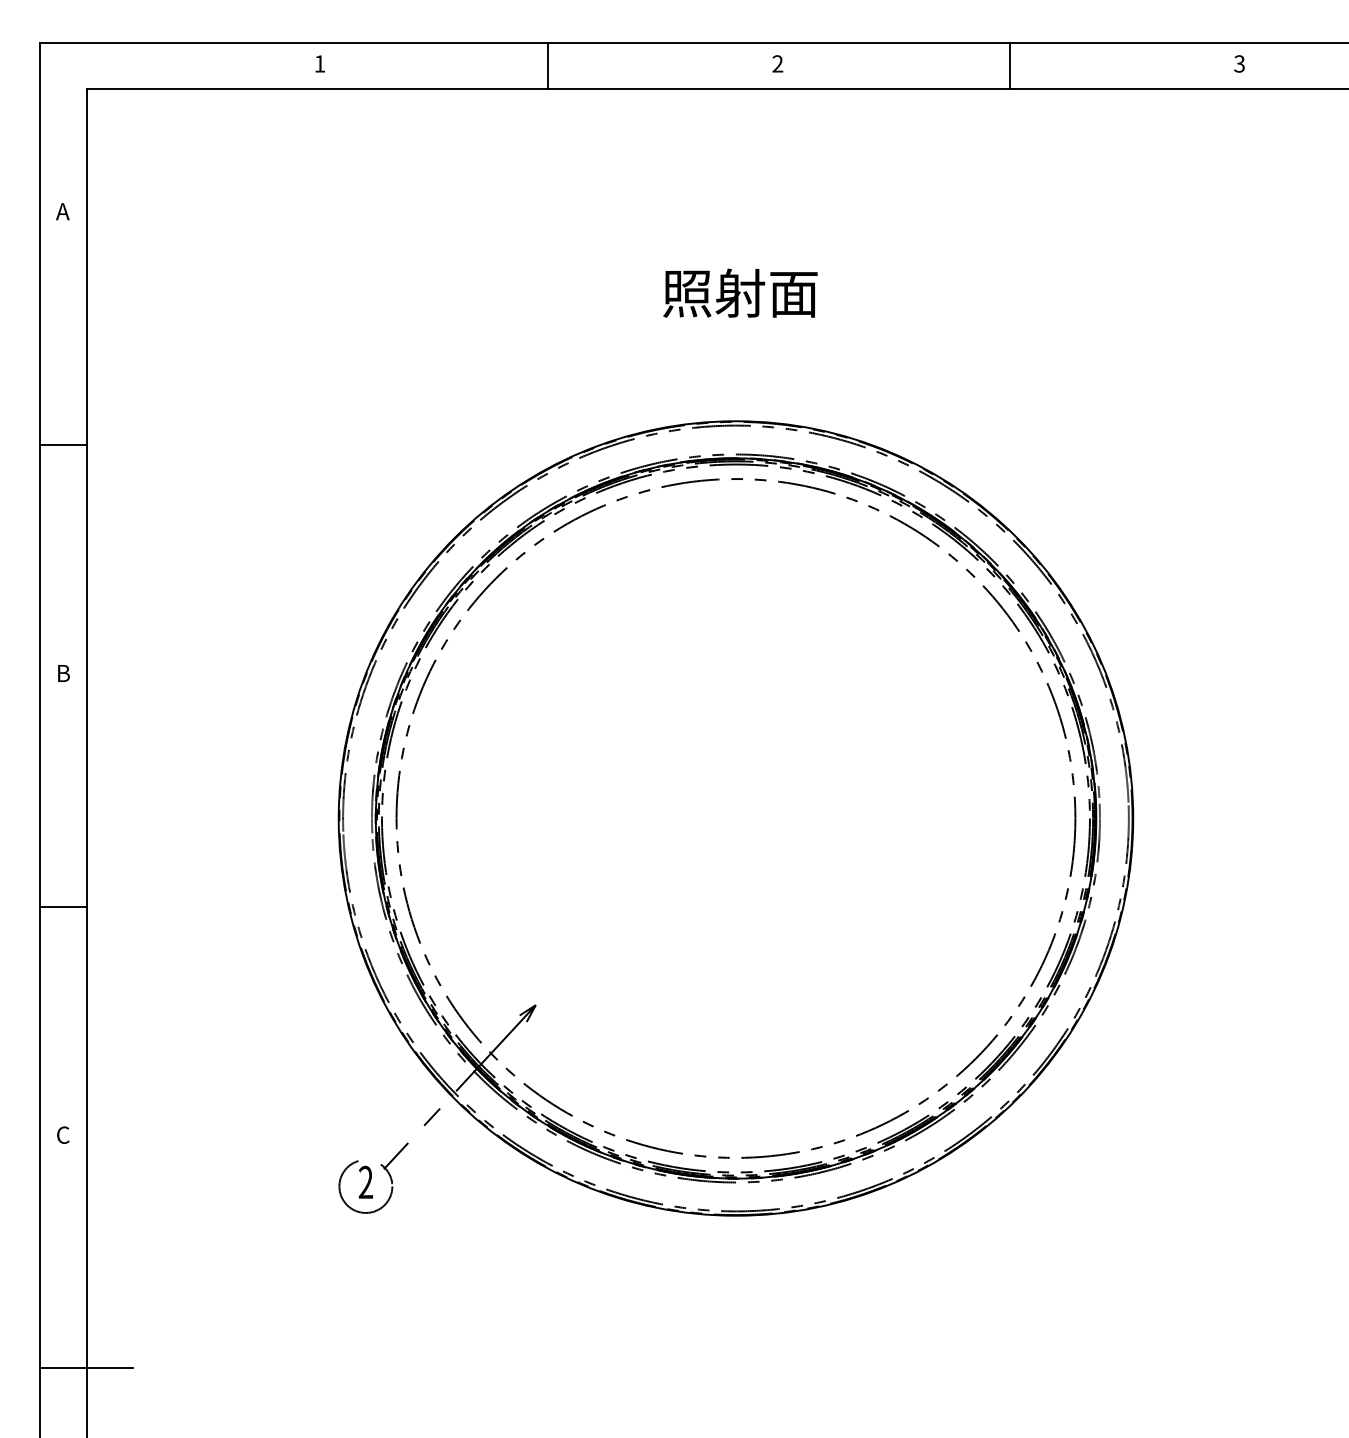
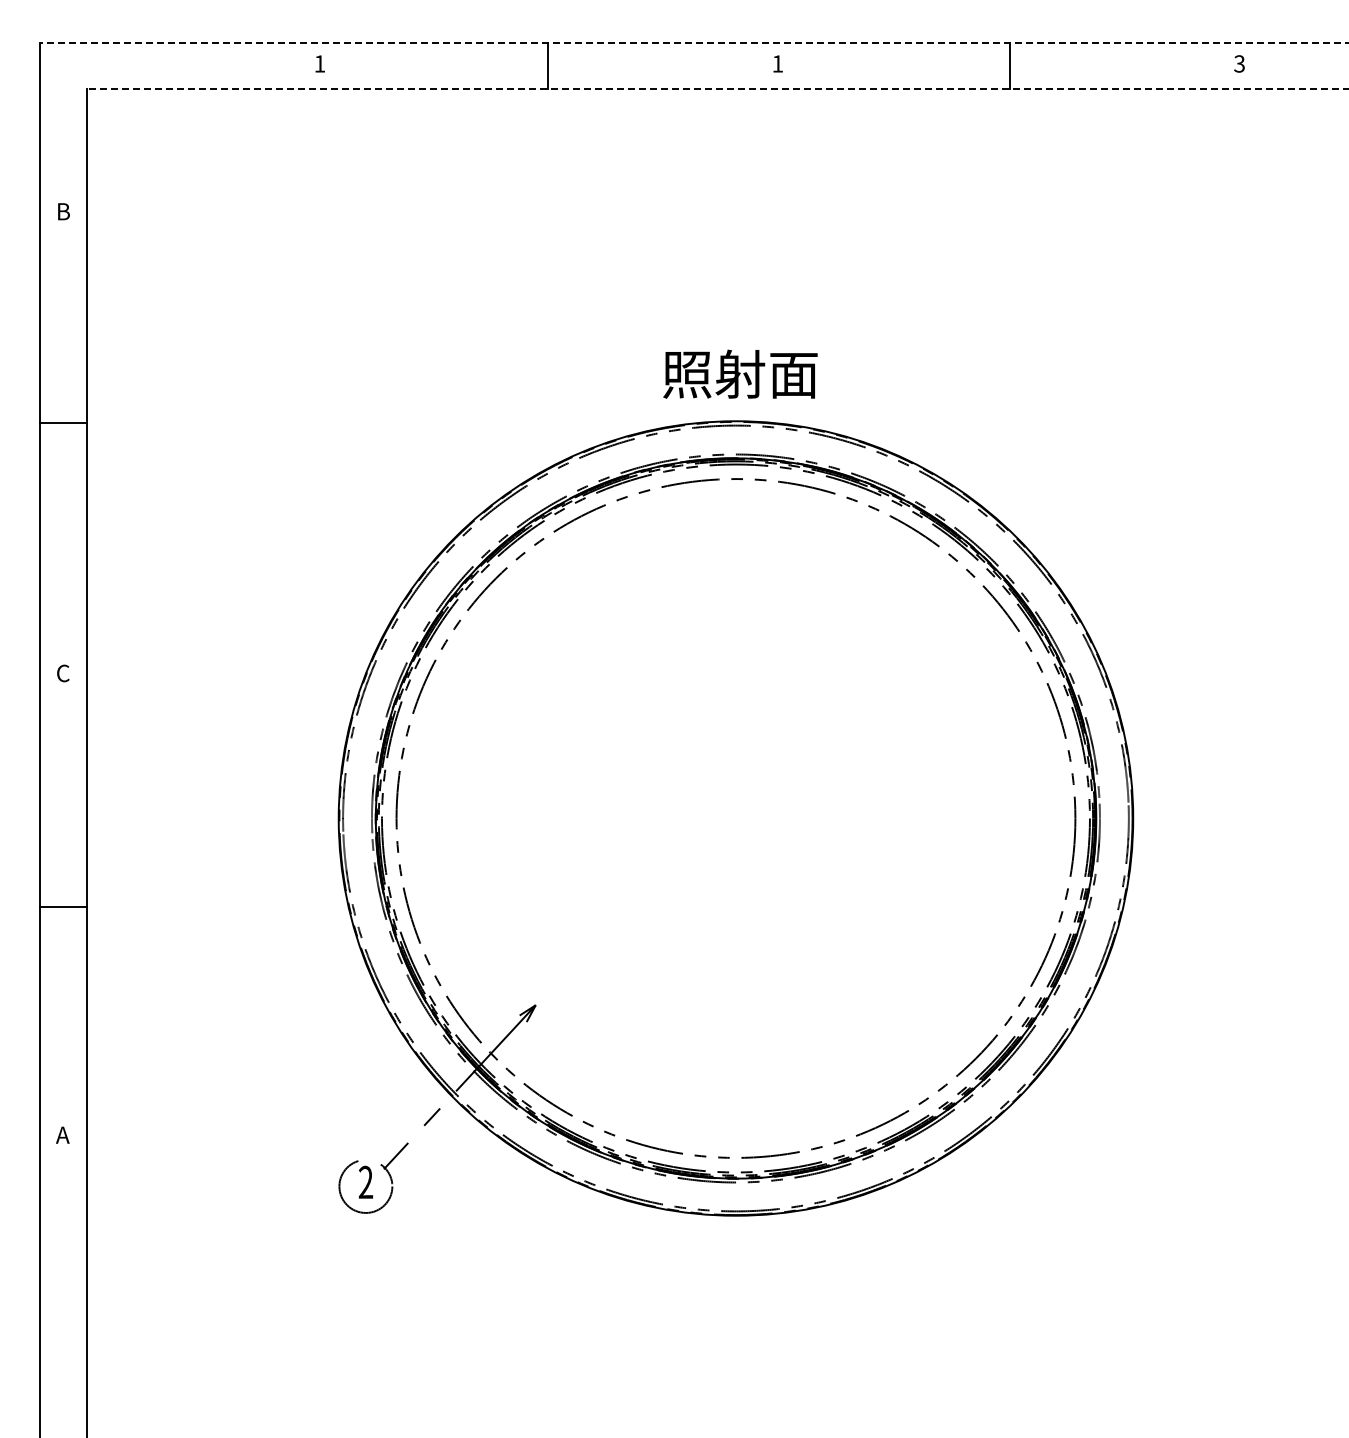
line: solid -> dashed (694, 43)
text: 2 -> 1 (777, 63)
line: solid -> dashed (717, 89)
text: A -> B (62, 211)
text position: (740, 292) -> (740, 373) (740, 373)
line position: (63, 444) -> (63, 422) (63, 422)
text: B -> C (63, 673)
text: C -> A (62, 1134)
line: present -> none (86, 1368)
